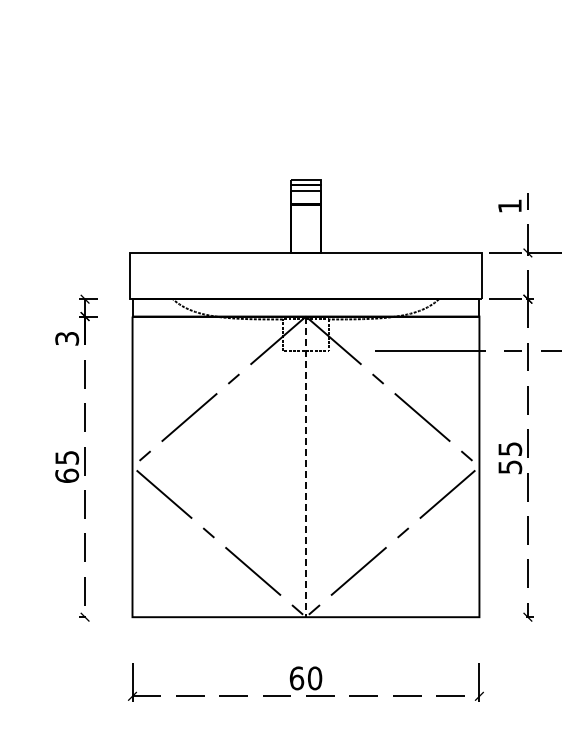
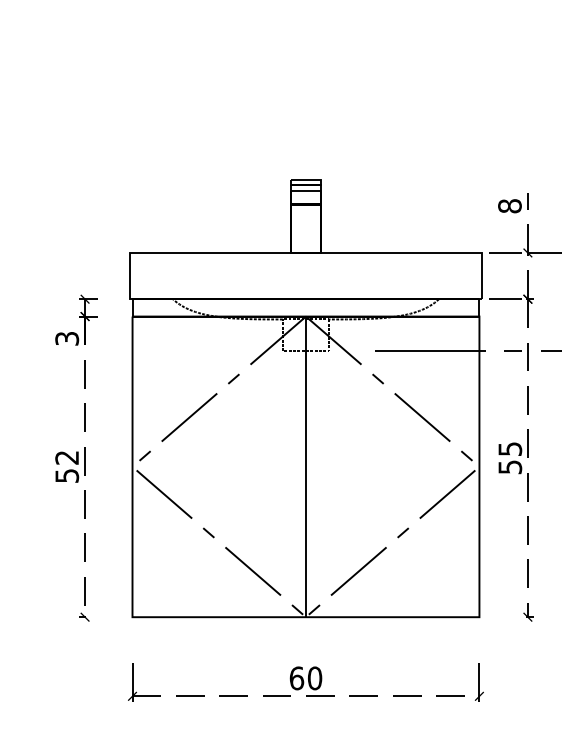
text: 1 -> 8 (509, 206)
text: 65 -> 52 (67, 466)
line: dashed -> solid (306, 467)
